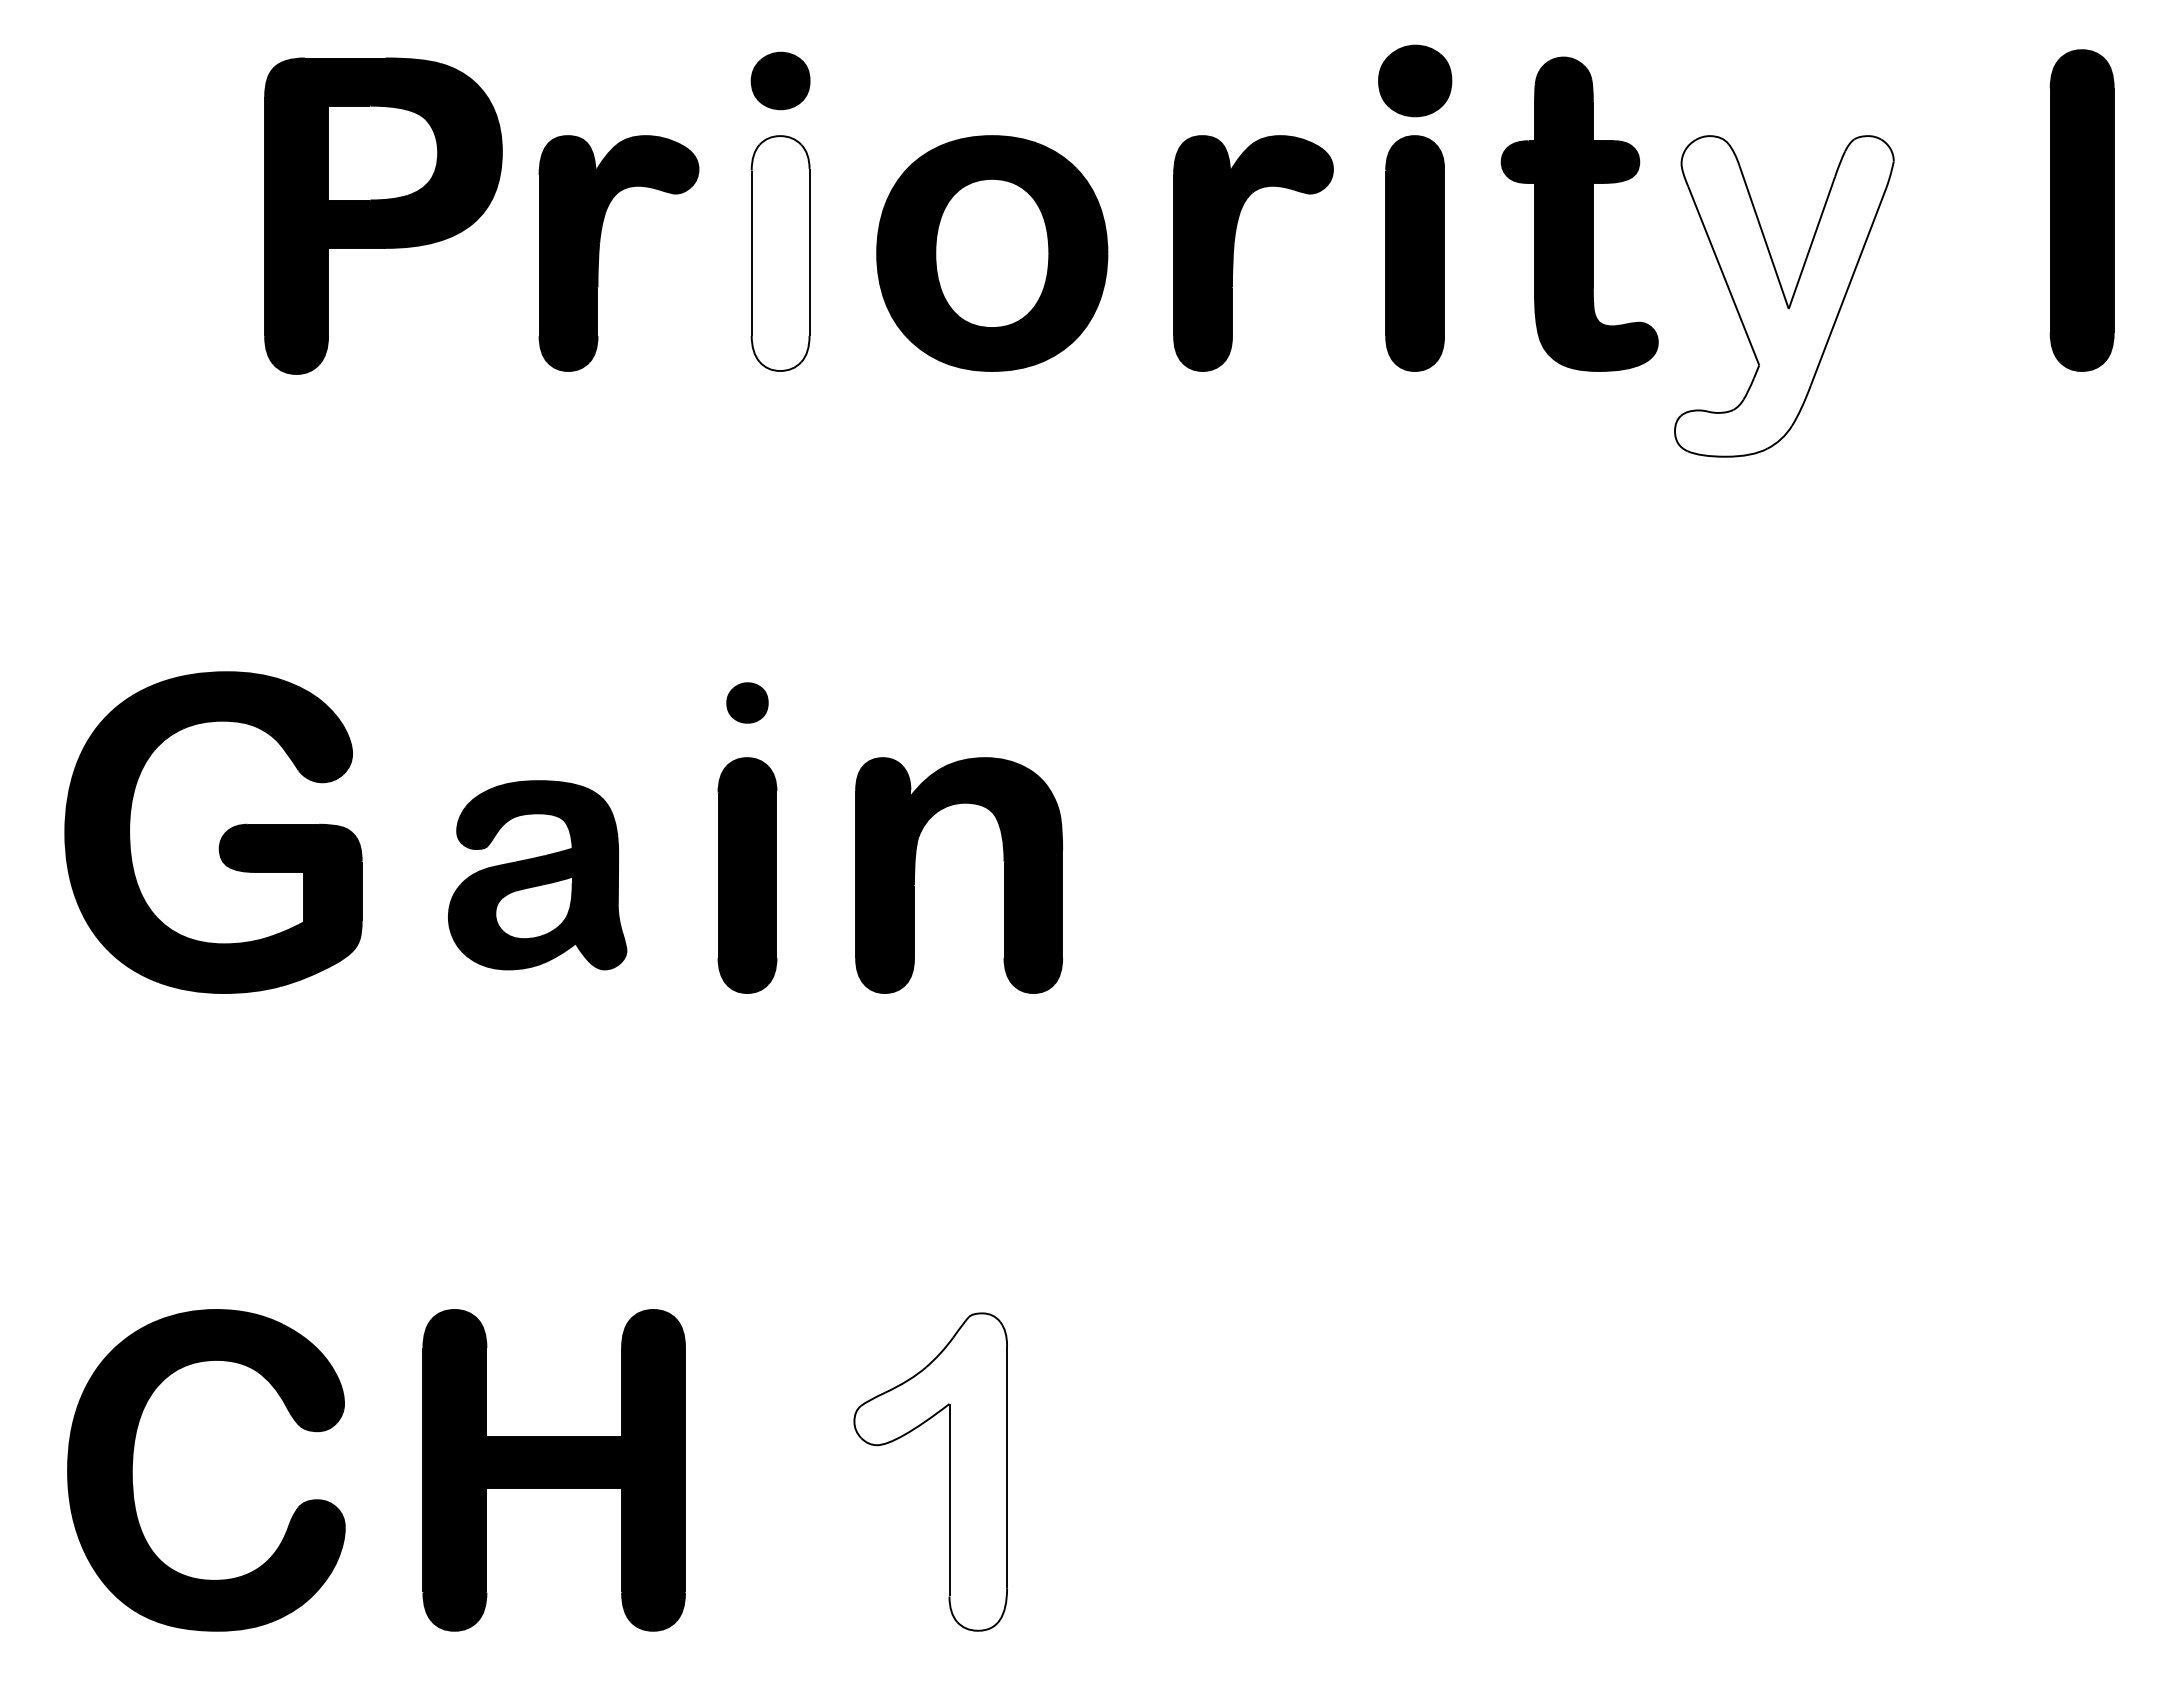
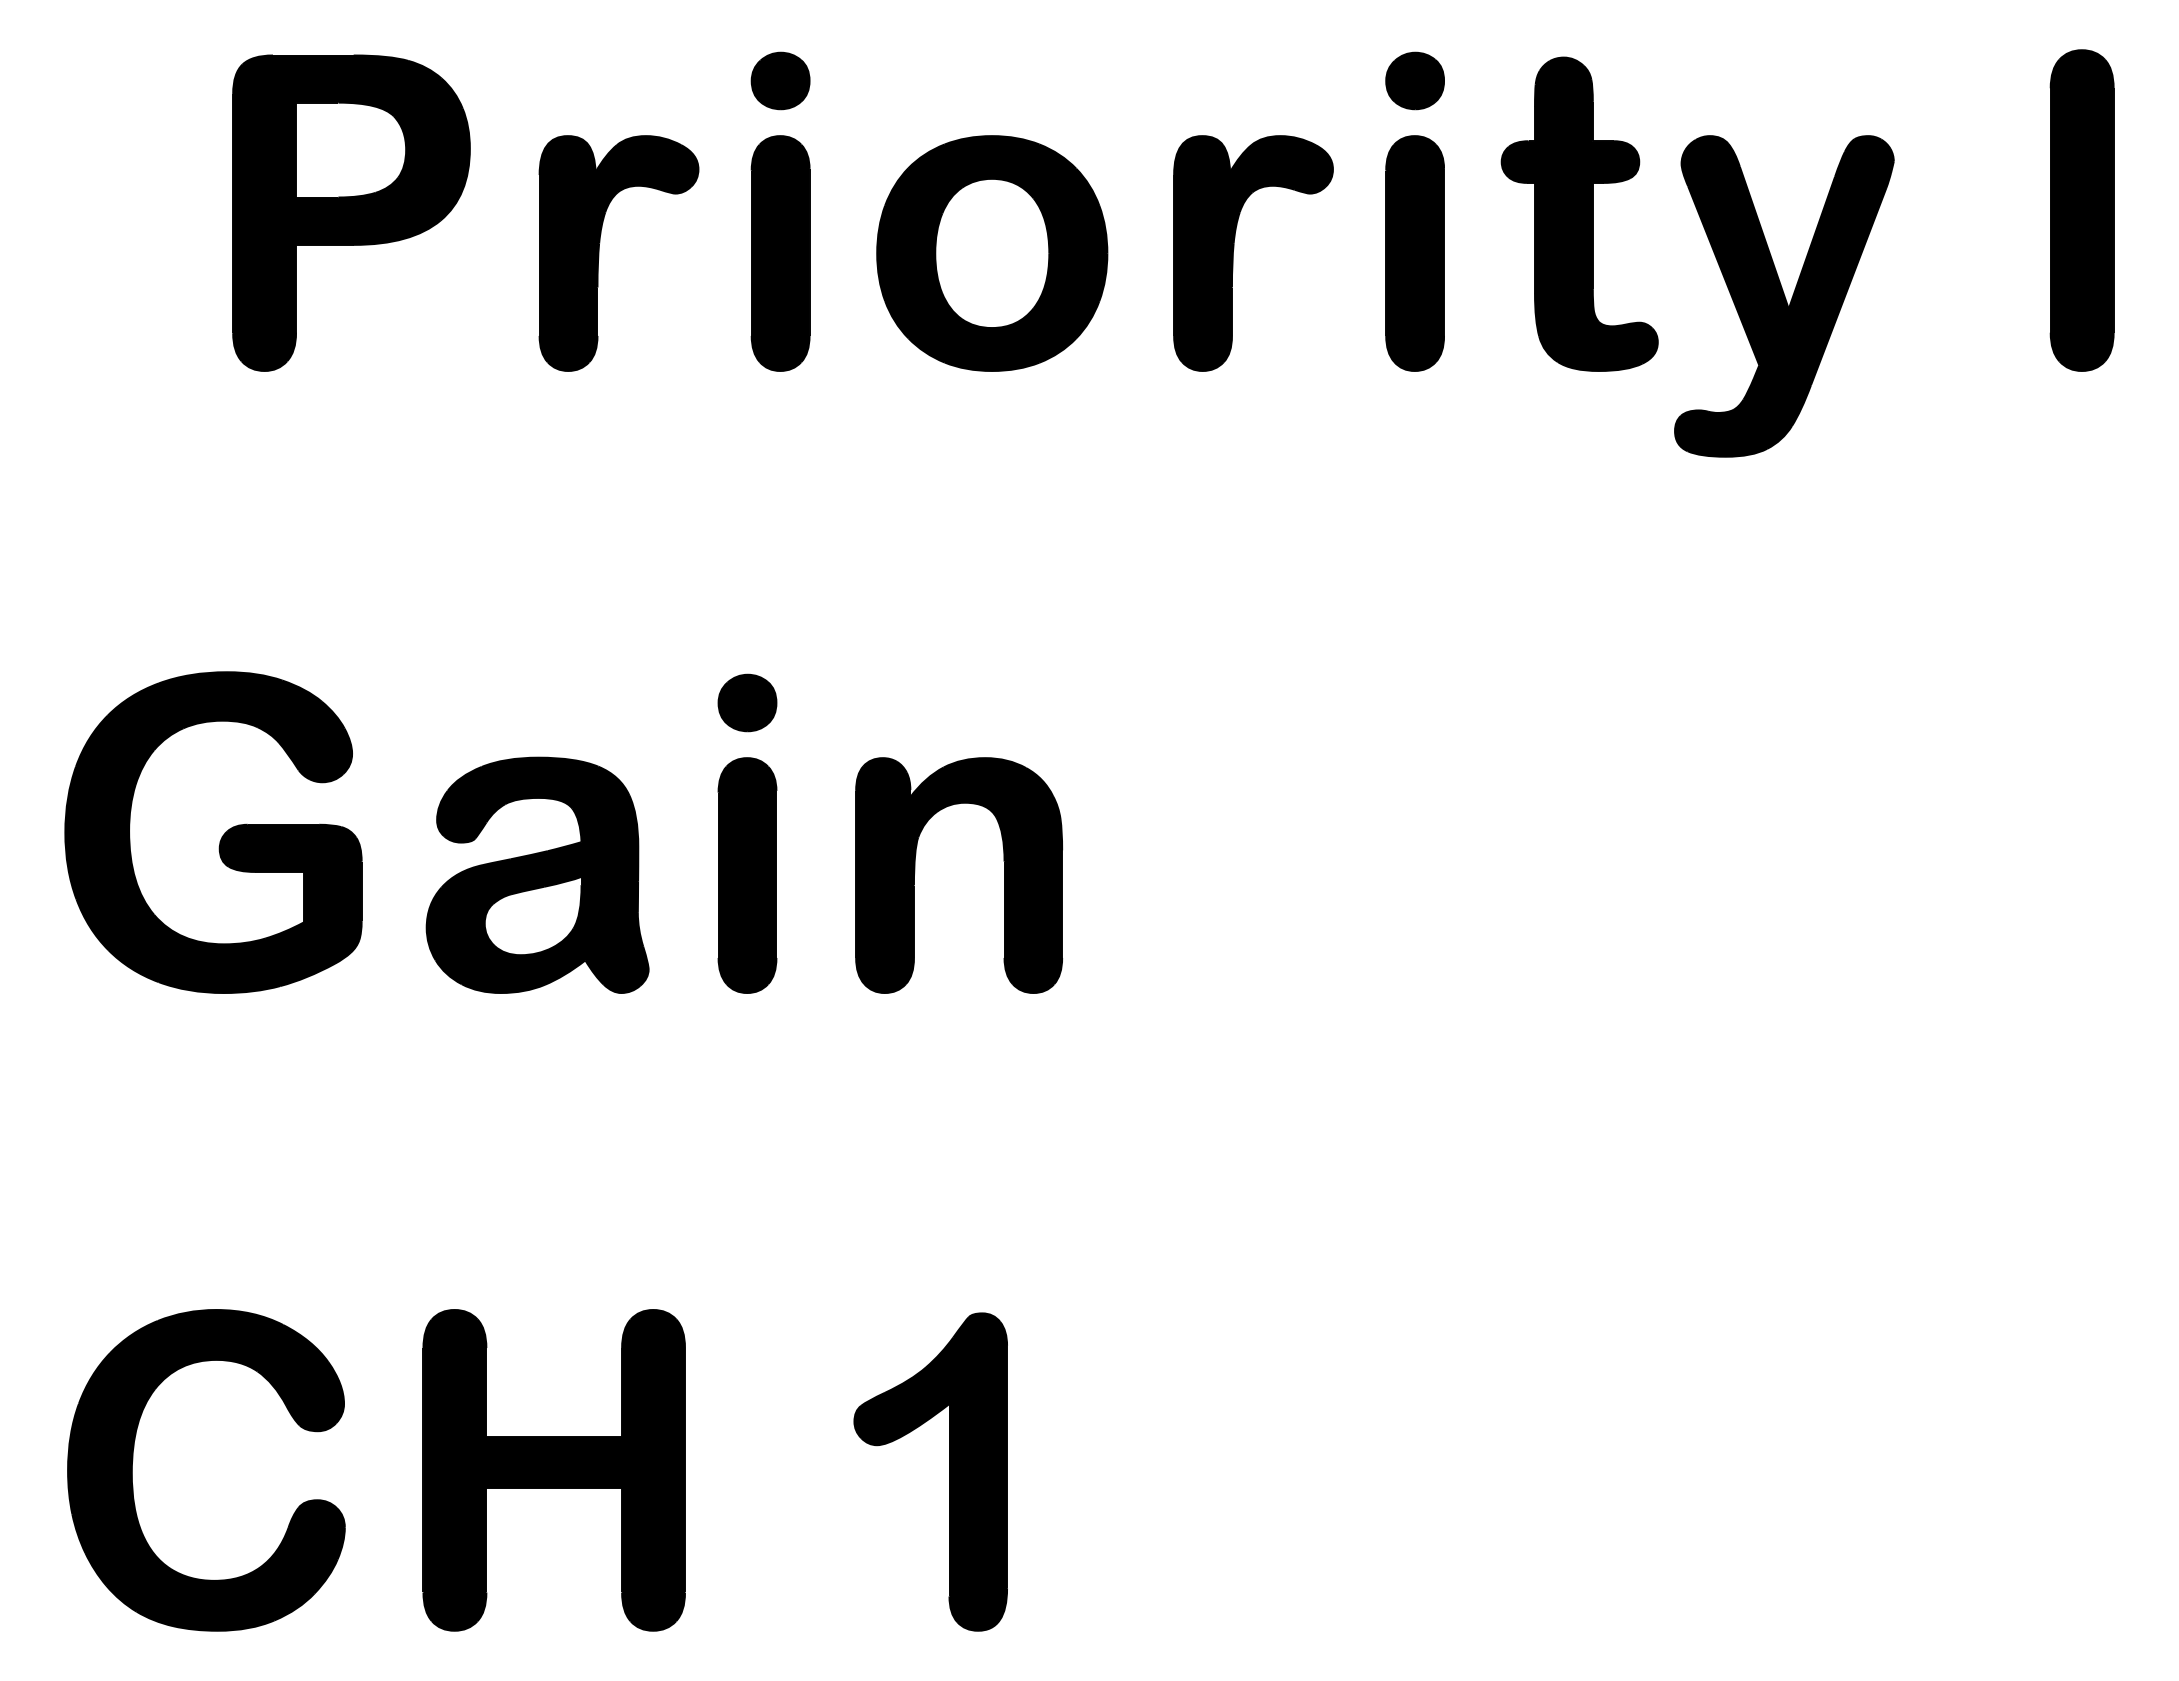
part size: 75x74 px -> 60x60 px (1414, 80)
part position: (383, 215) -> (351, 212) (351, 212)
fill: none -> present (780, 253)
fill: none -> present (1784, 296)
part size: 43x42 px -> 61x60 px (747, 702)
part size: 180x191 px -> 225x238 px (537, 874)
fill: none -> present (930, 1471)
